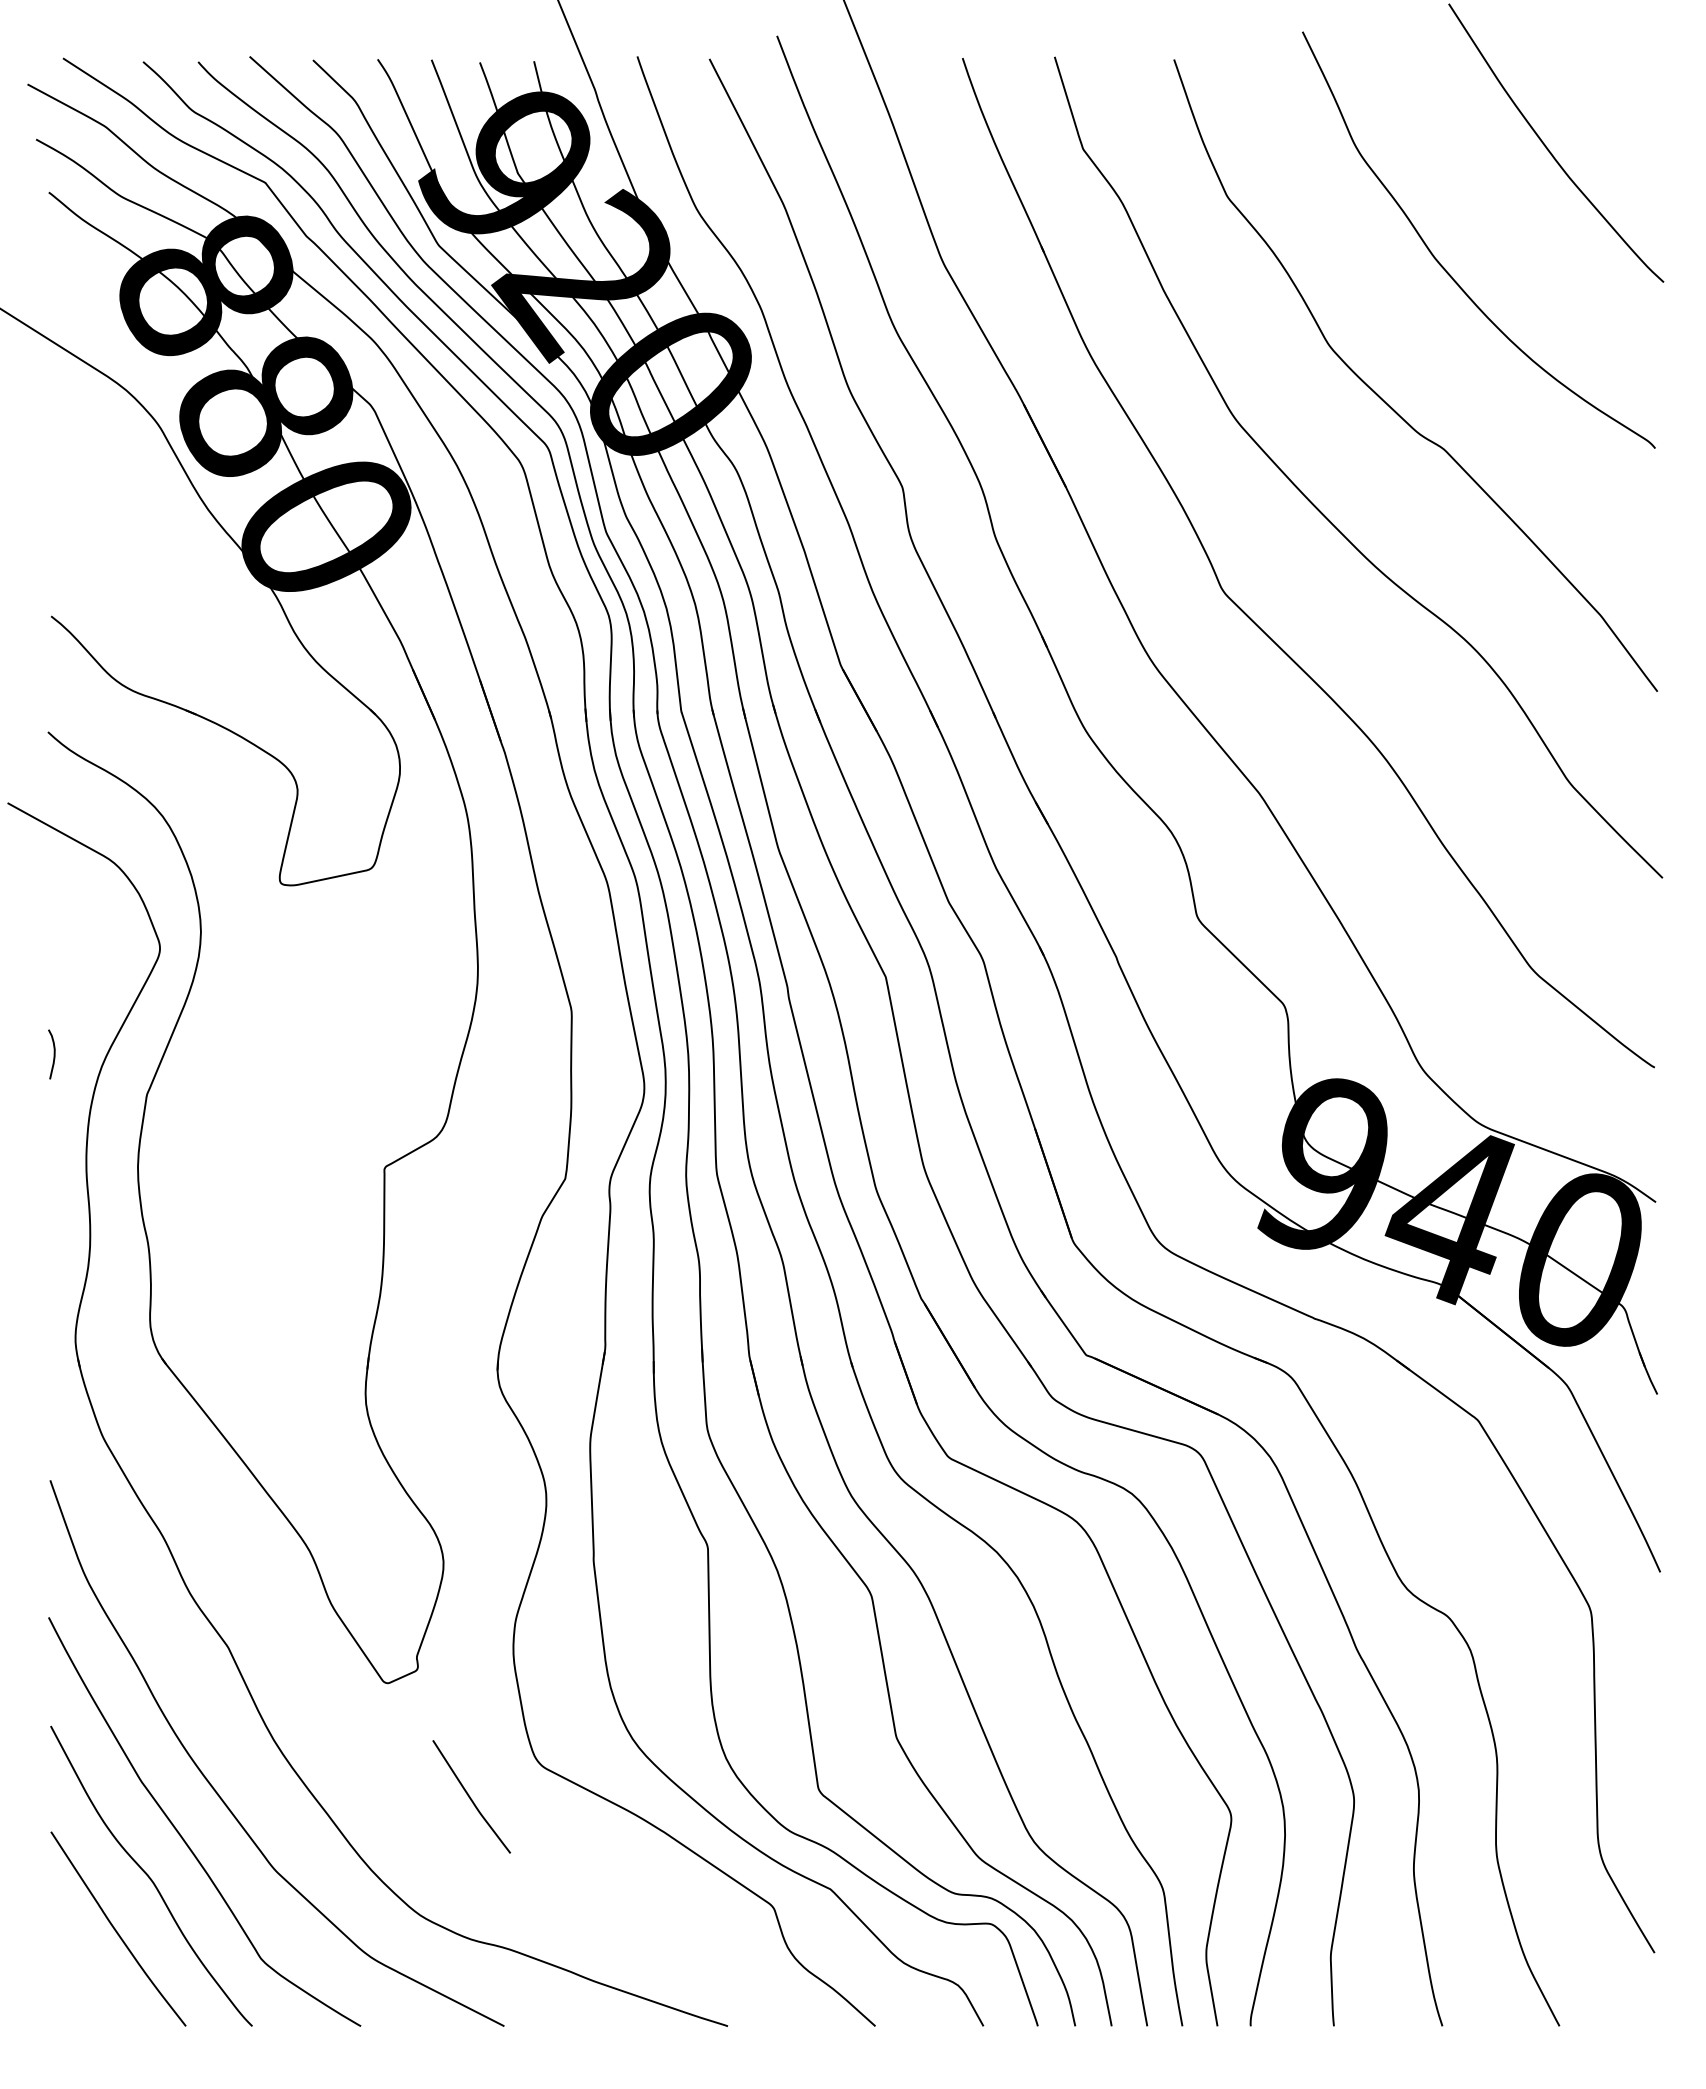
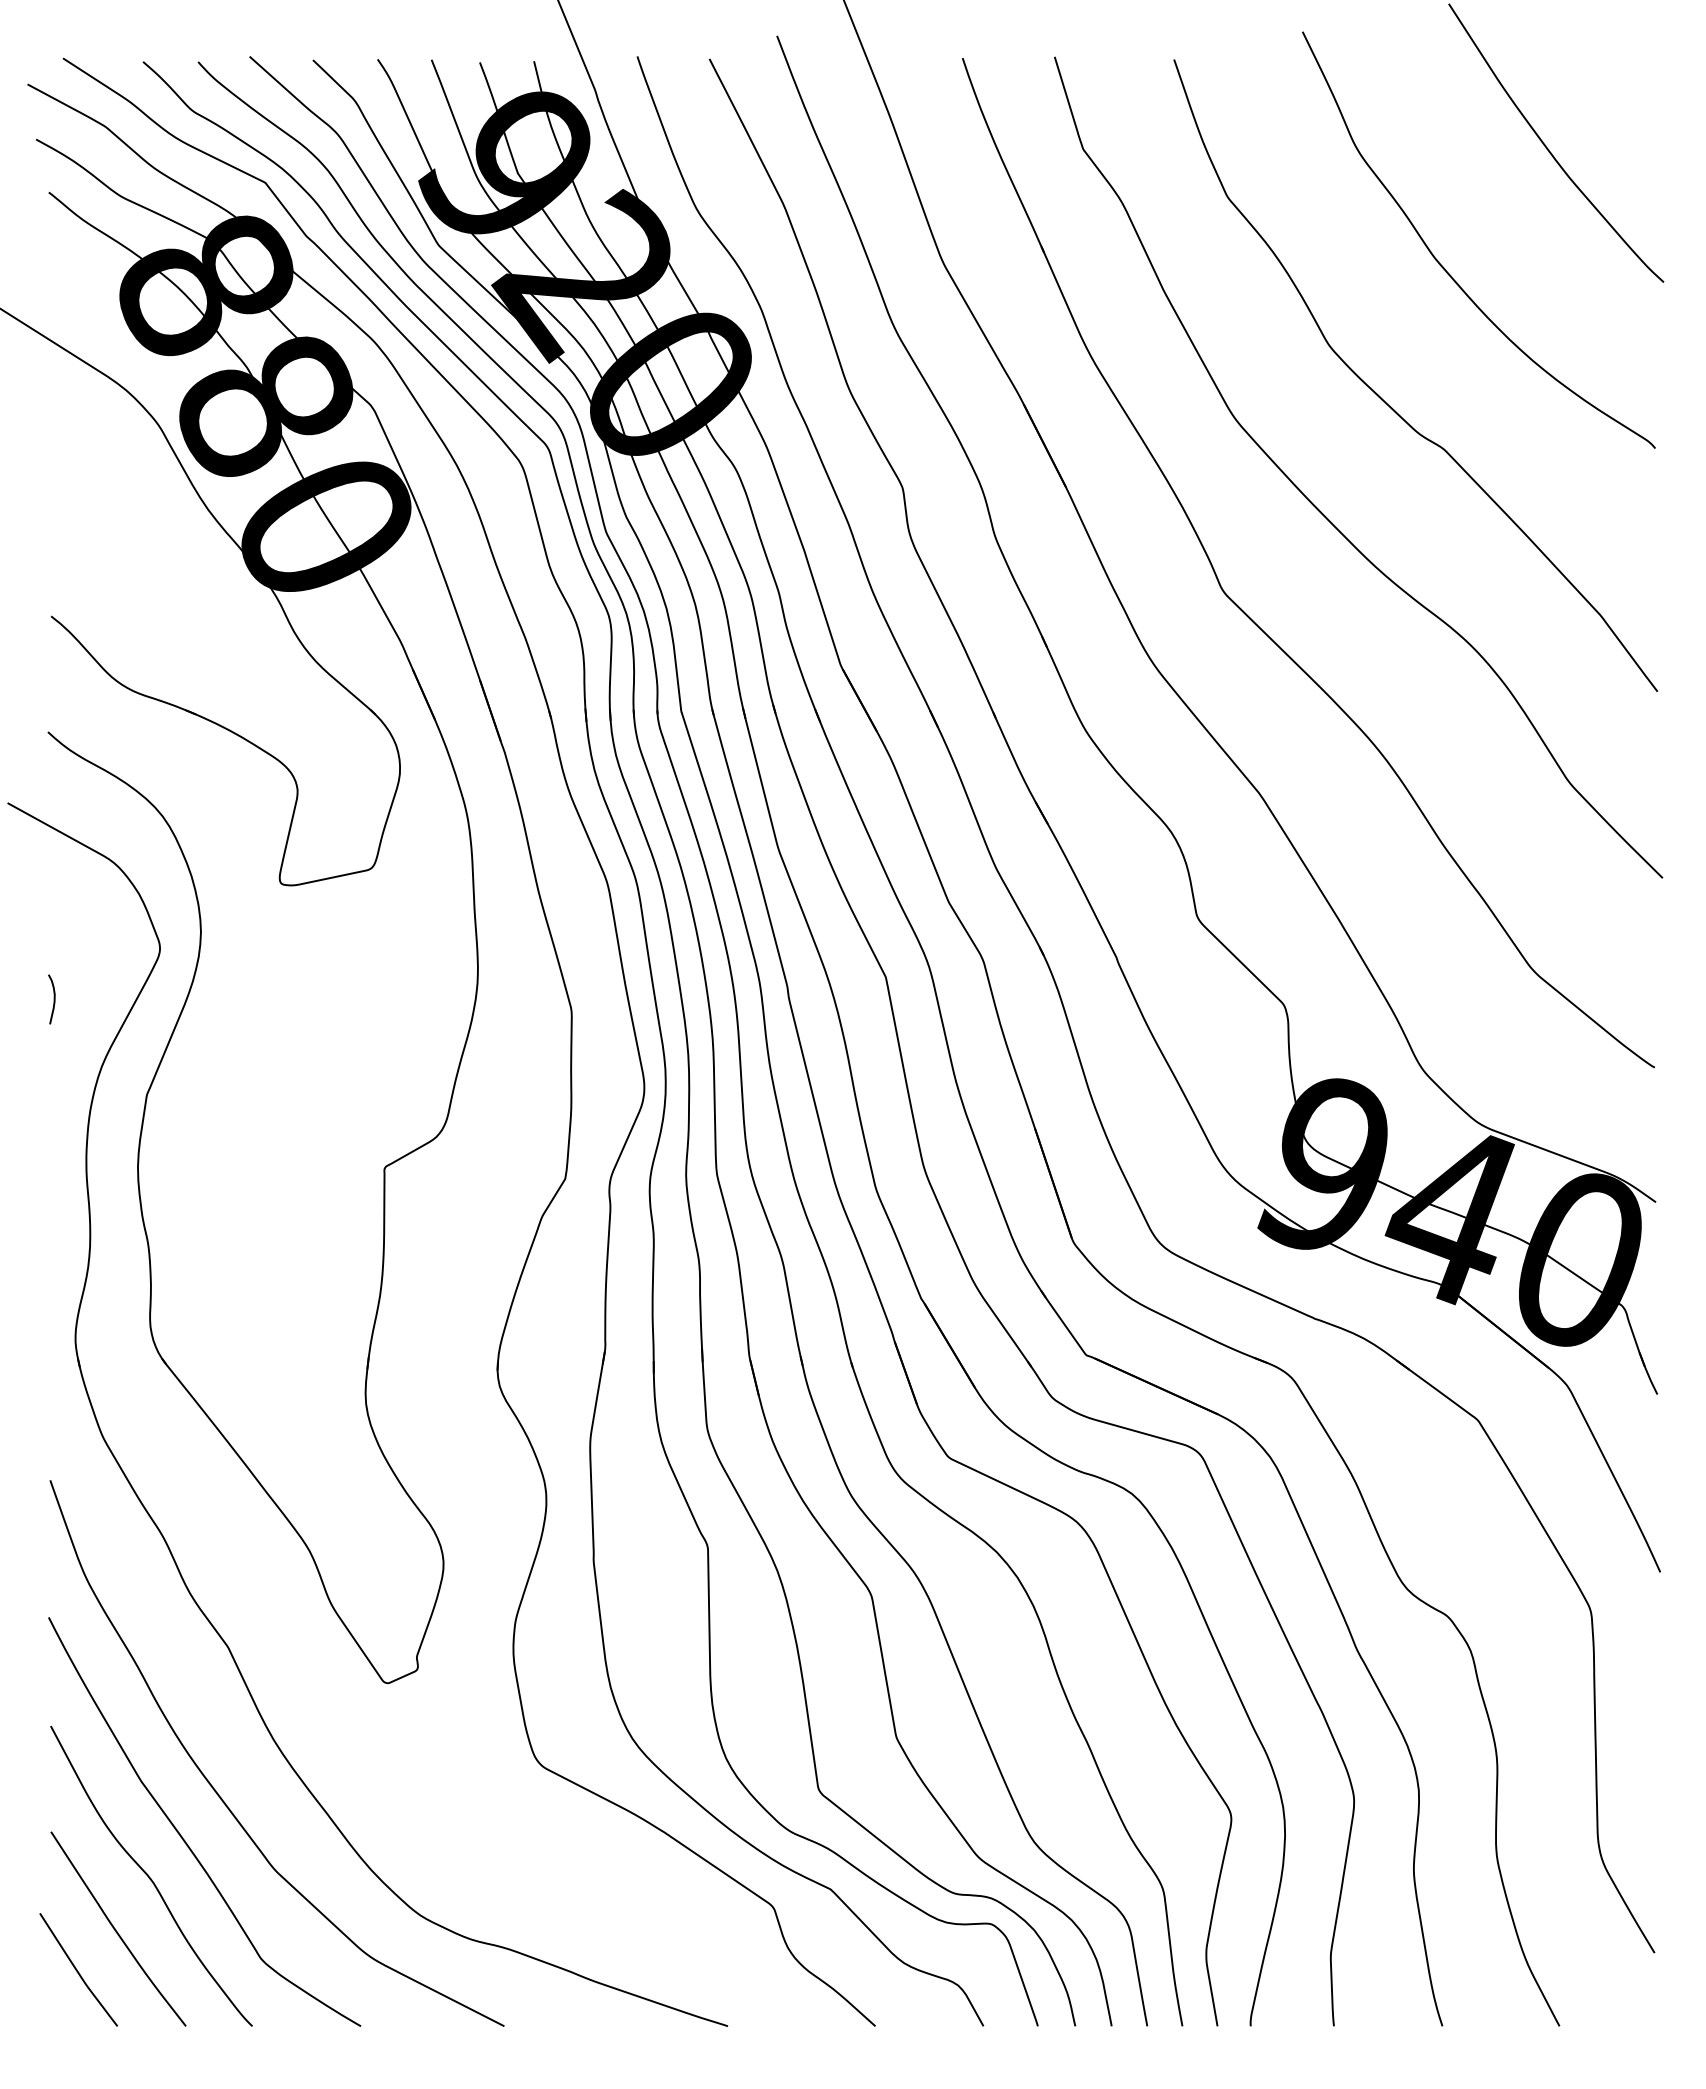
curve position: (53, 1054) -> (53, 999) (53, 999)
curve position: (470, 1796) -> (77, 1969) (77, 1969)
